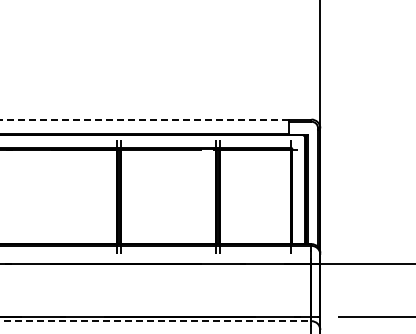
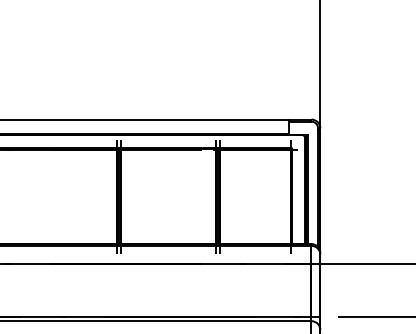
line: dashed -> solid (144, 119)
line: dashed -> solid (156, 321)
